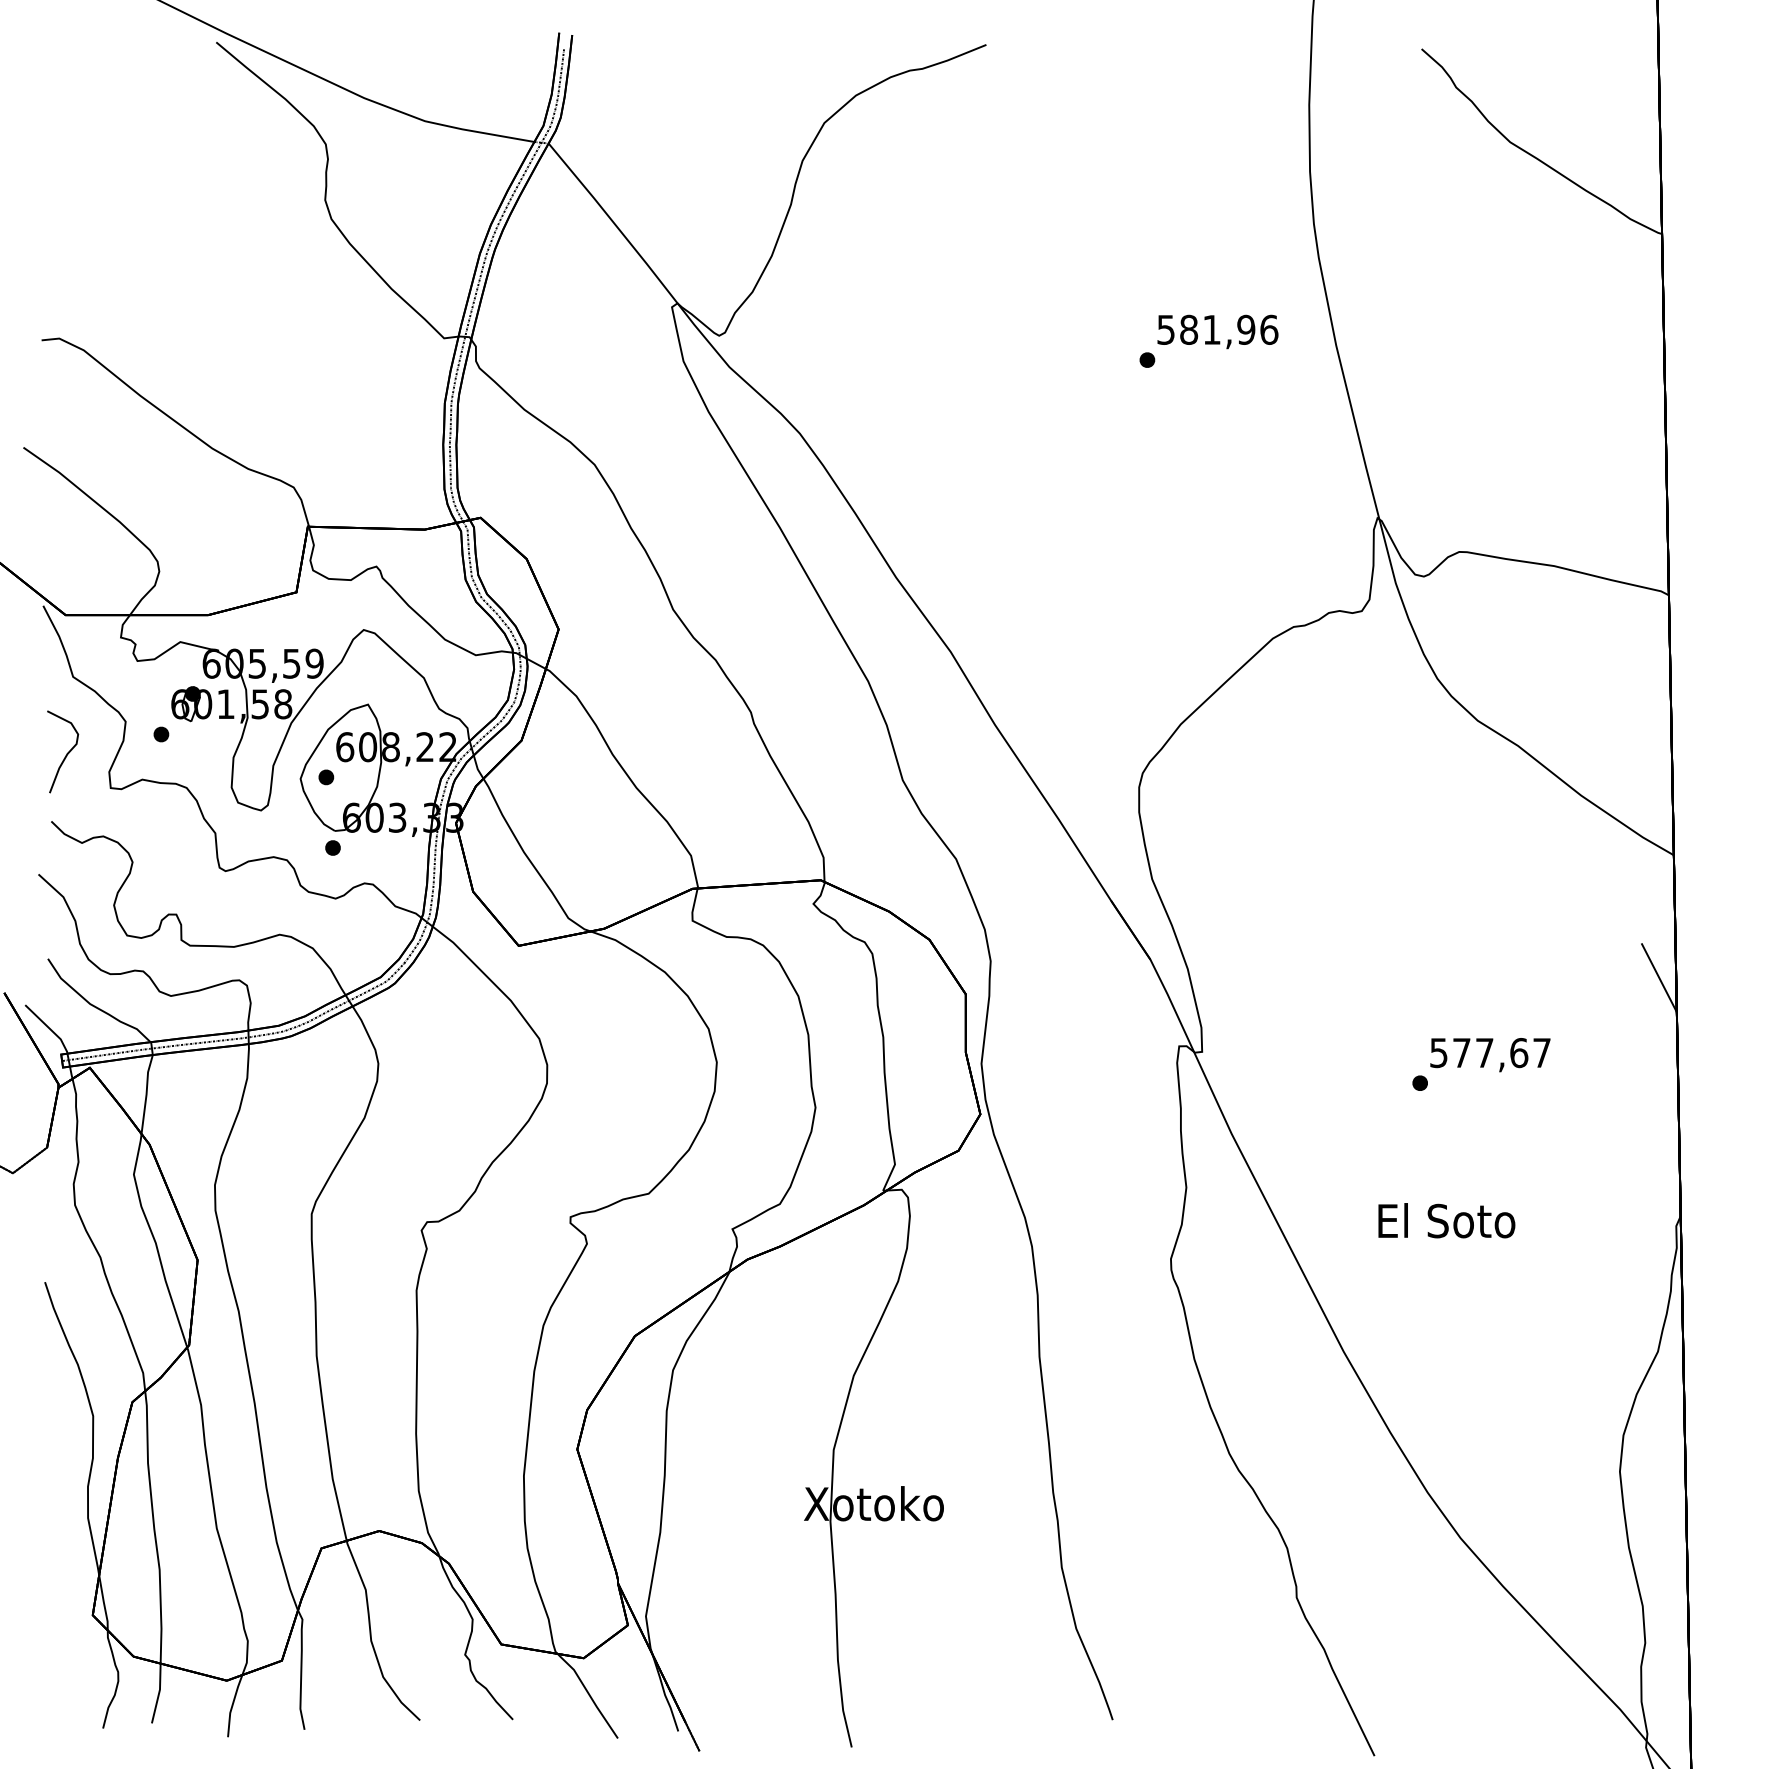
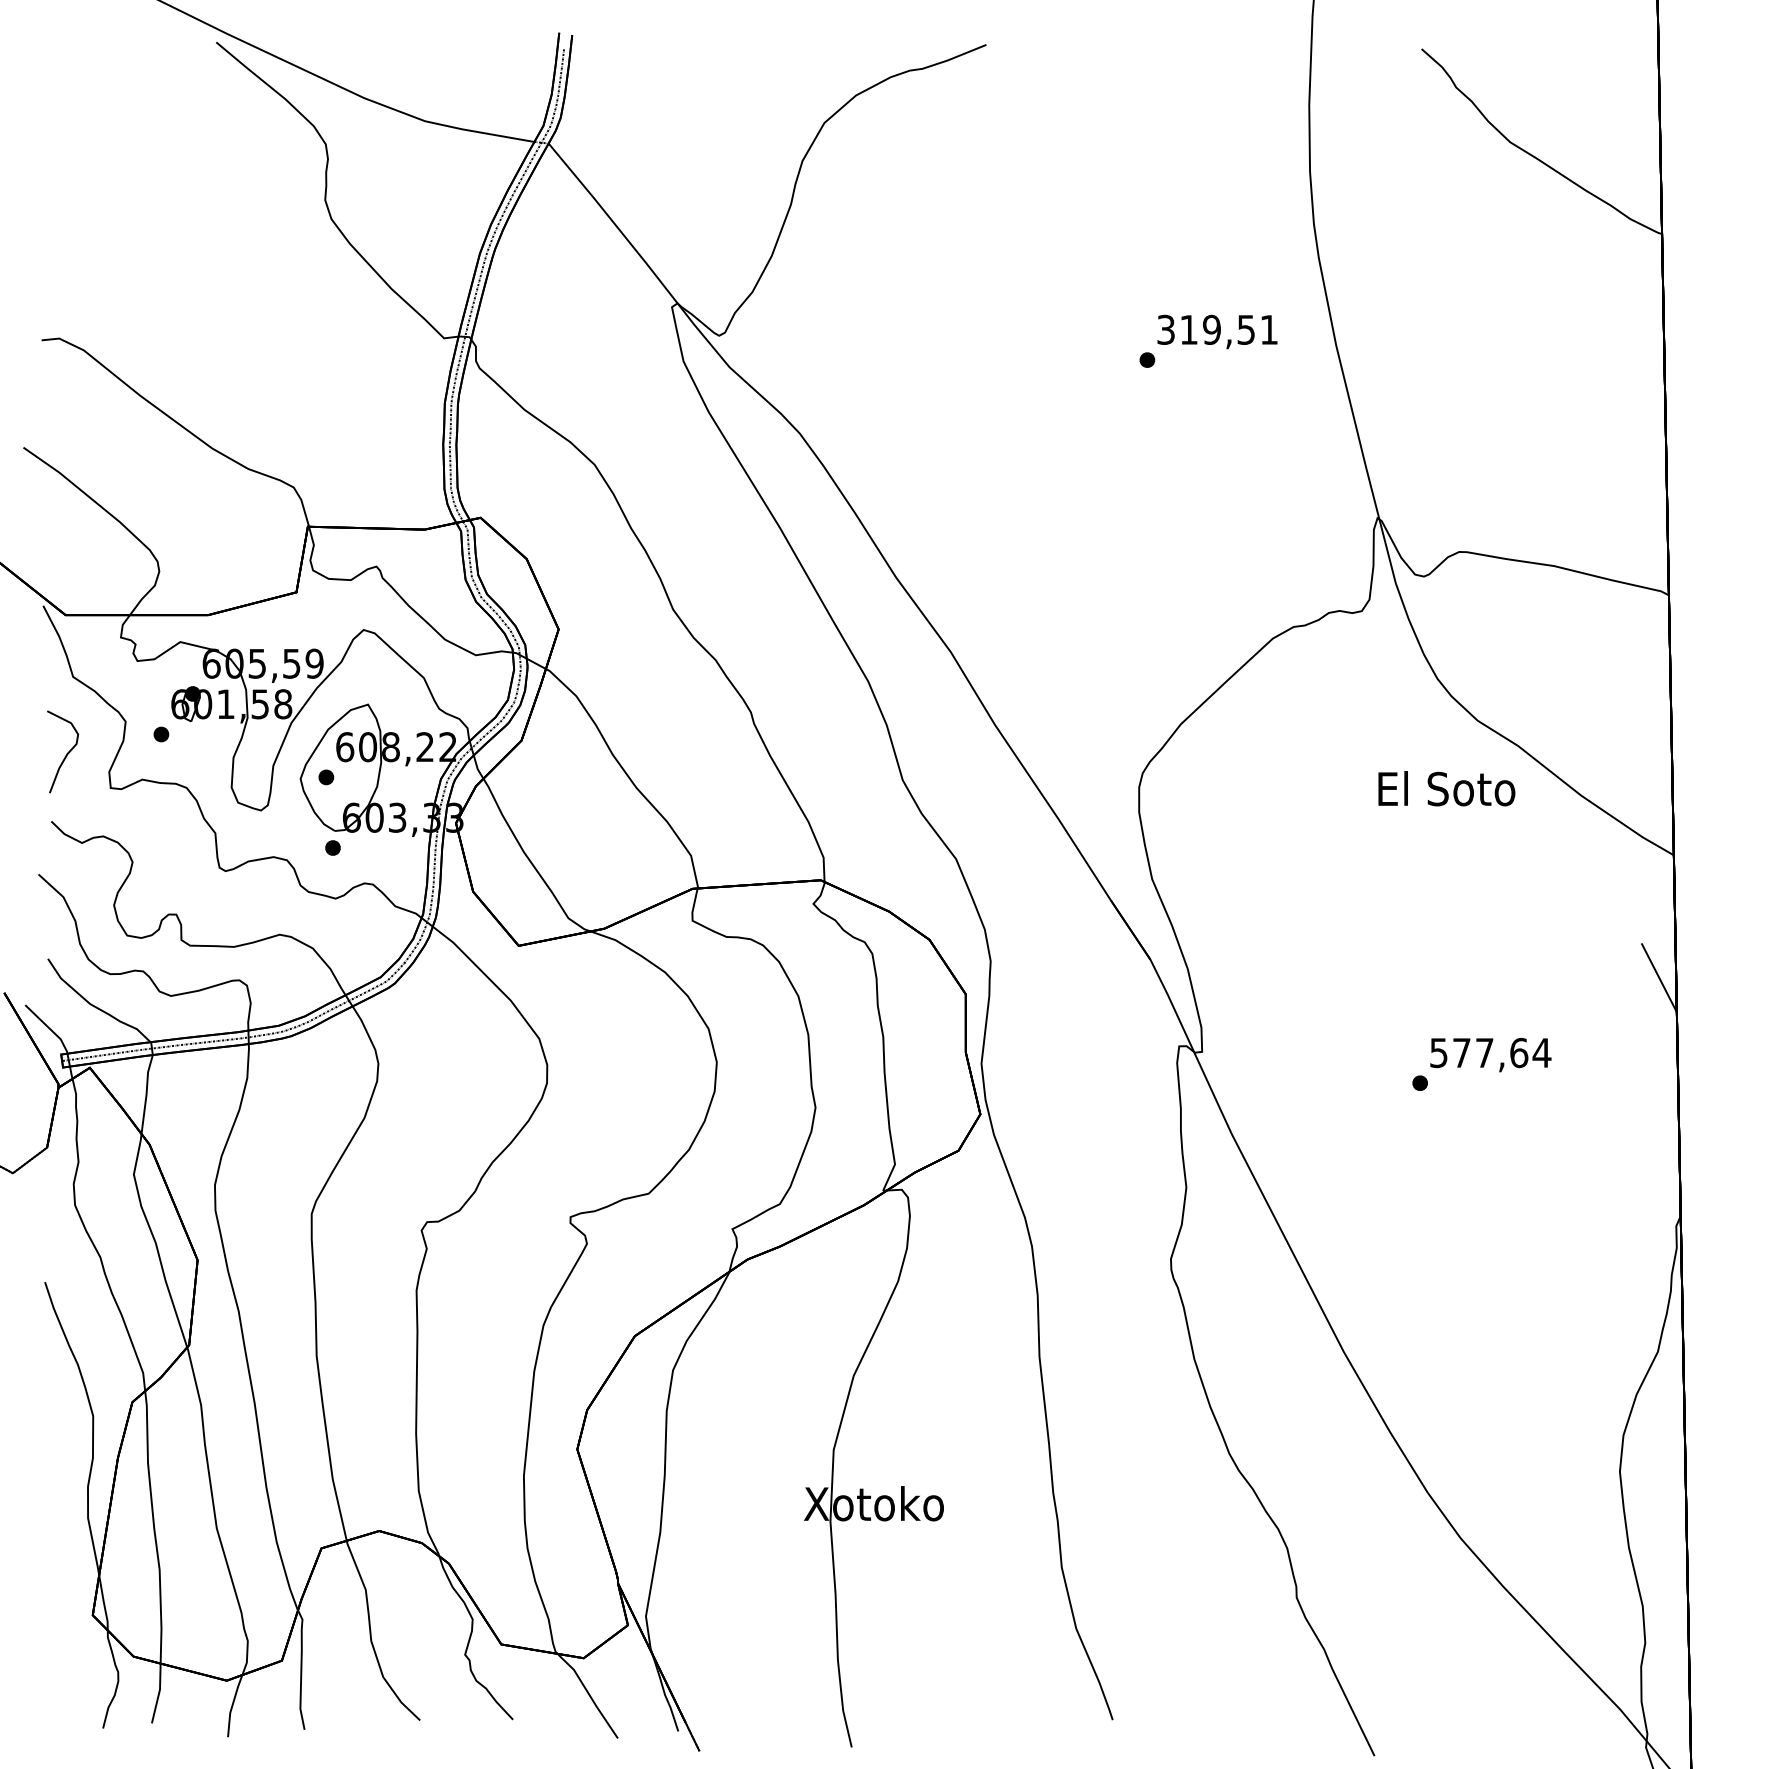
text: 581,96 -> 319,51 (1218, 329)
text: 577,67 -> 577,64 (1541, 1052)
text position: (1446, 1220) -> (1446, 788) (1446, 788)
